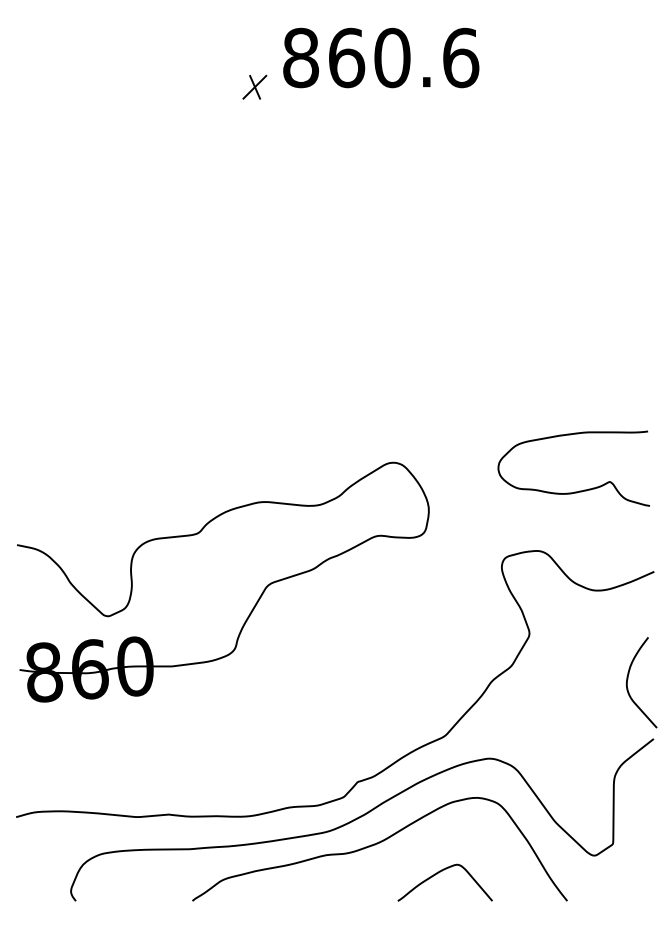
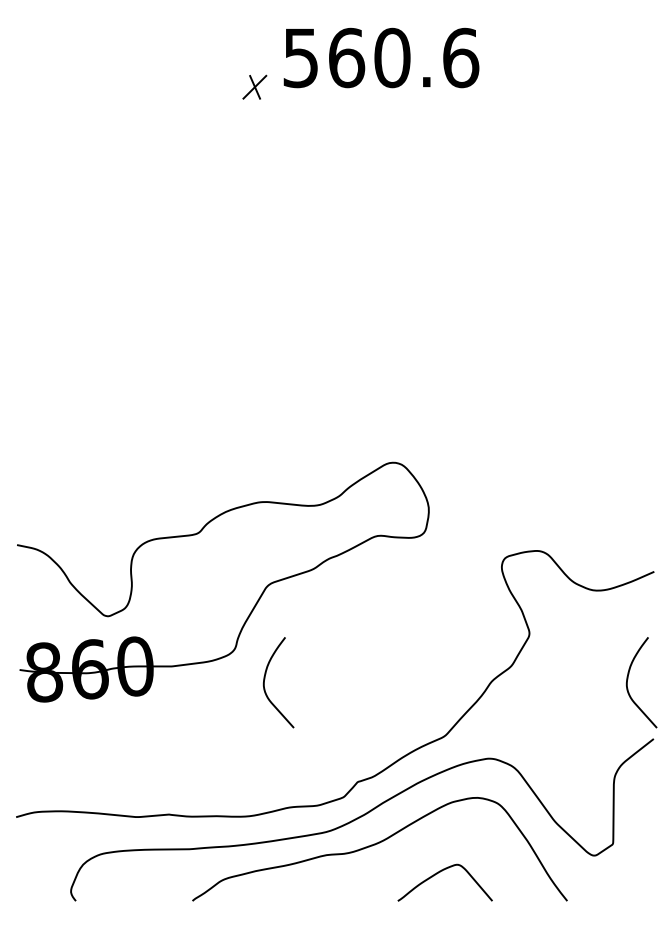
text: 860.6 -> 560.6 (301, 57)
curve: present -> none (579, 490)
curve: none -> present (265, 679)
